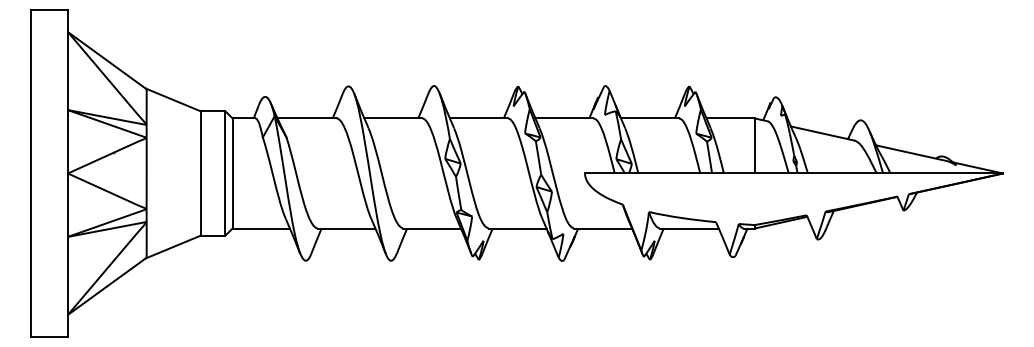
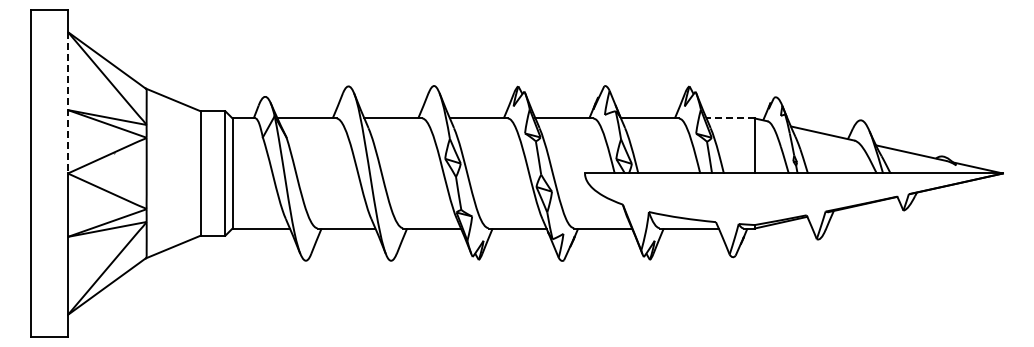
line: solid -> dashed (67, 102)
line: solid -> dashed (730, 118)
